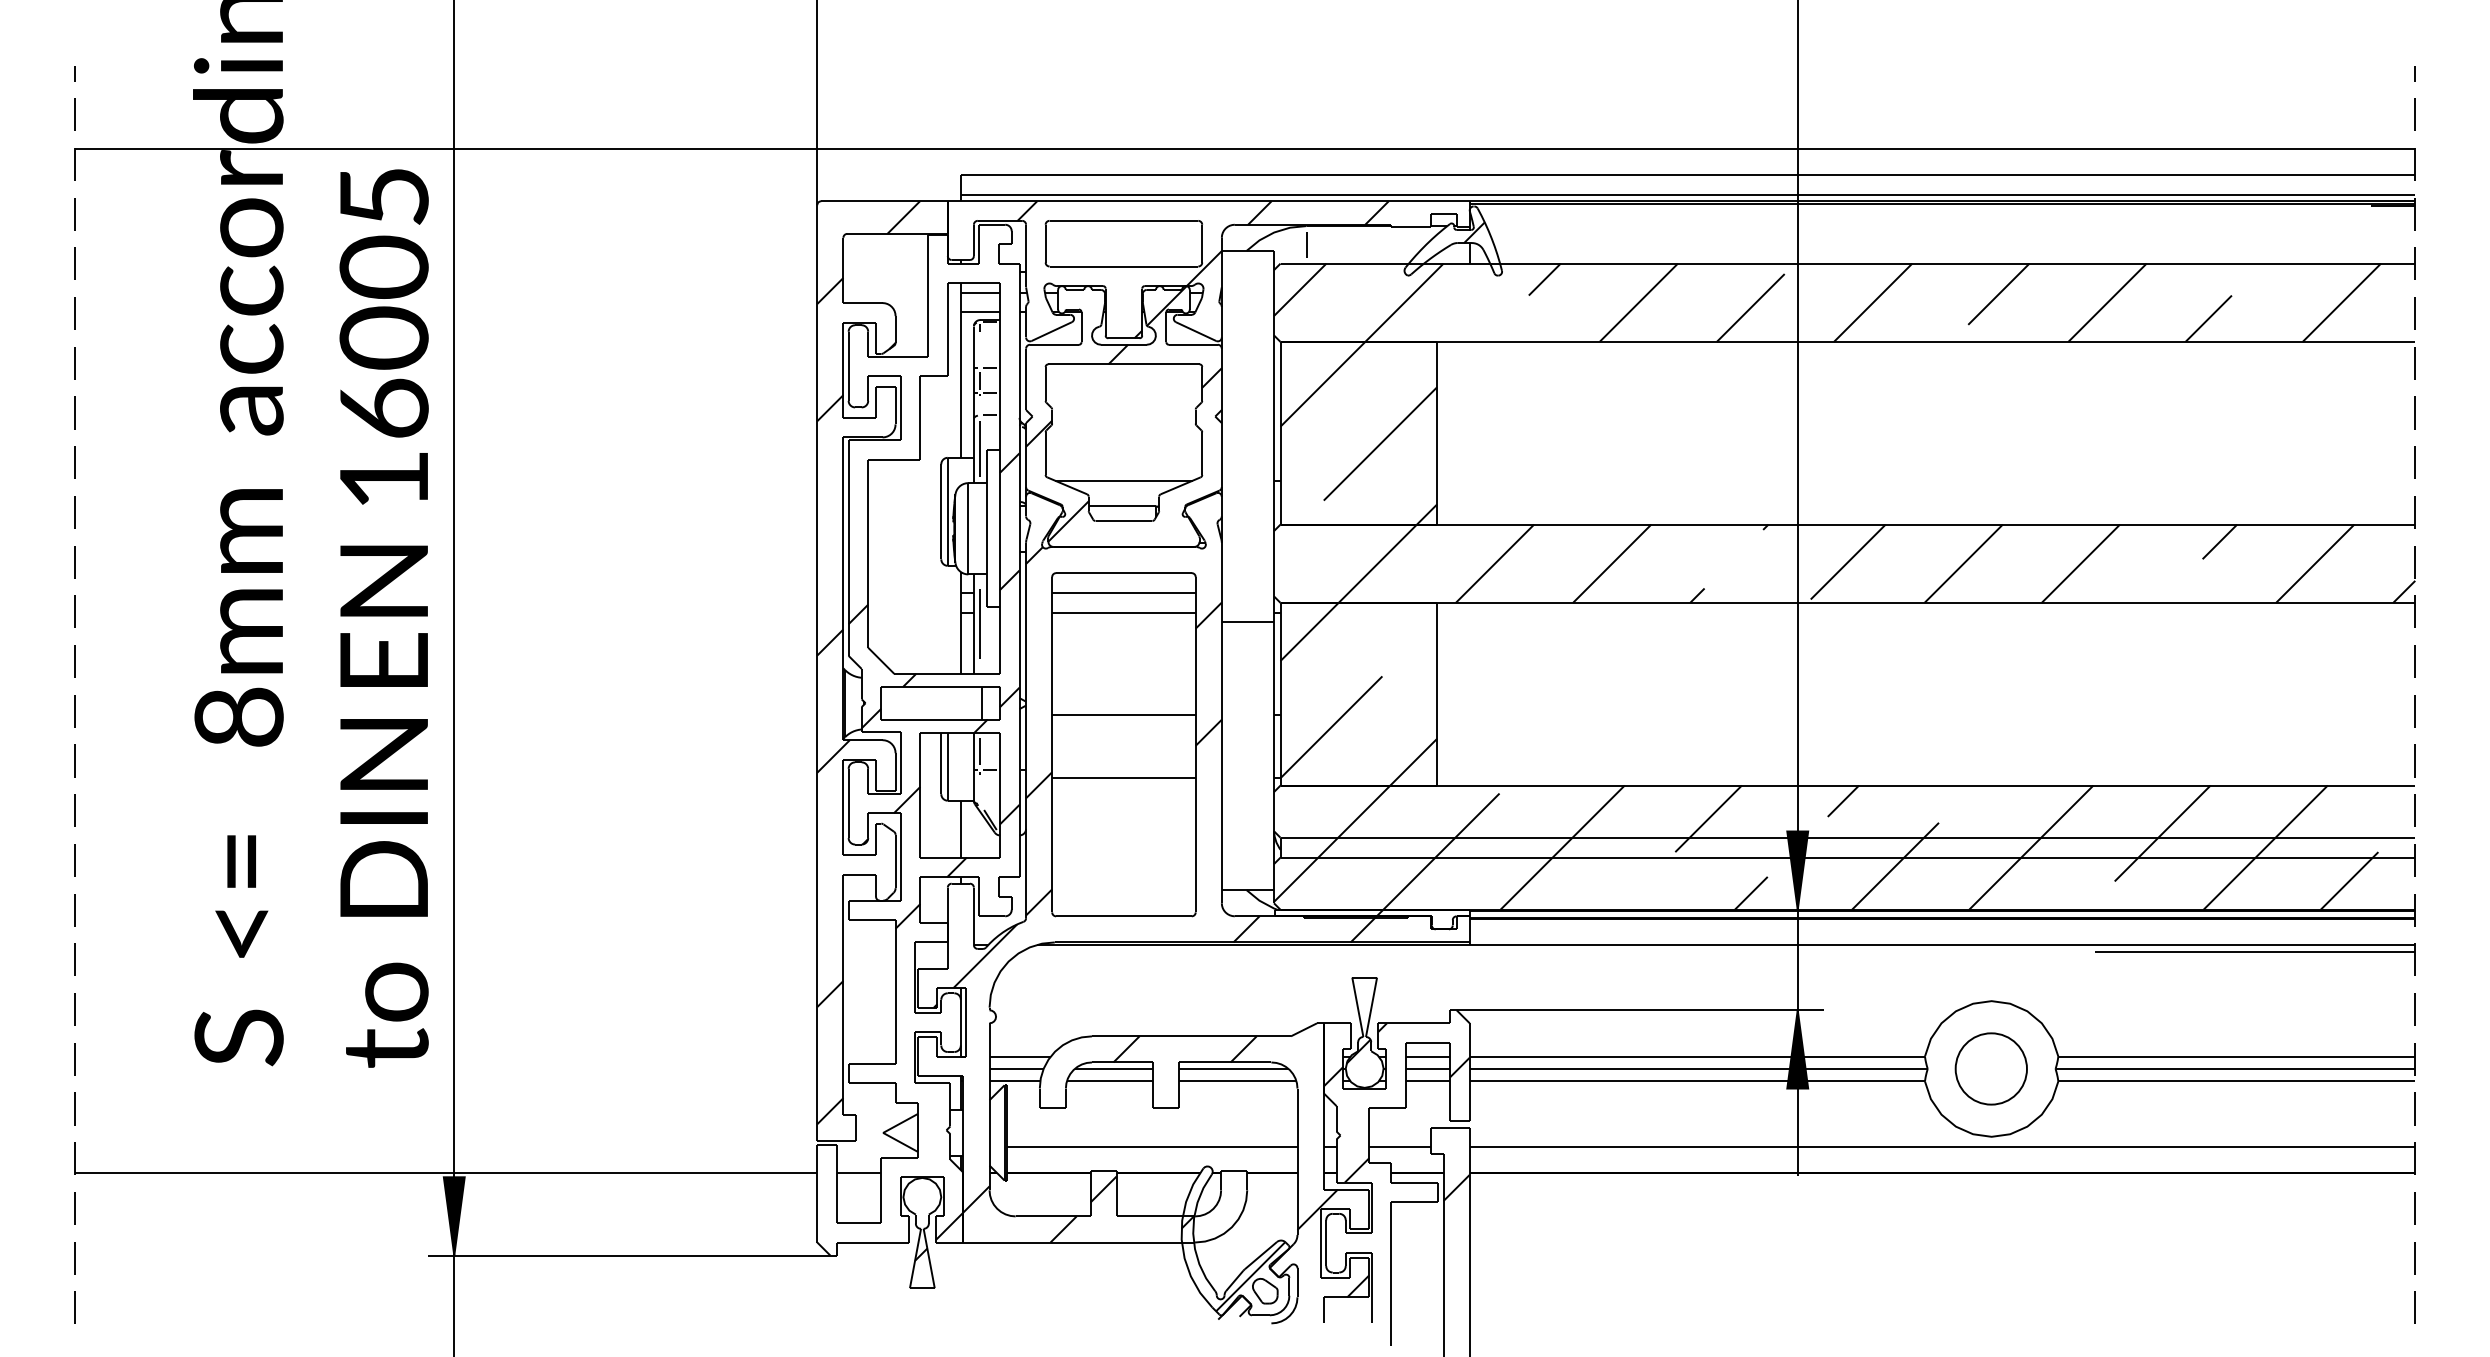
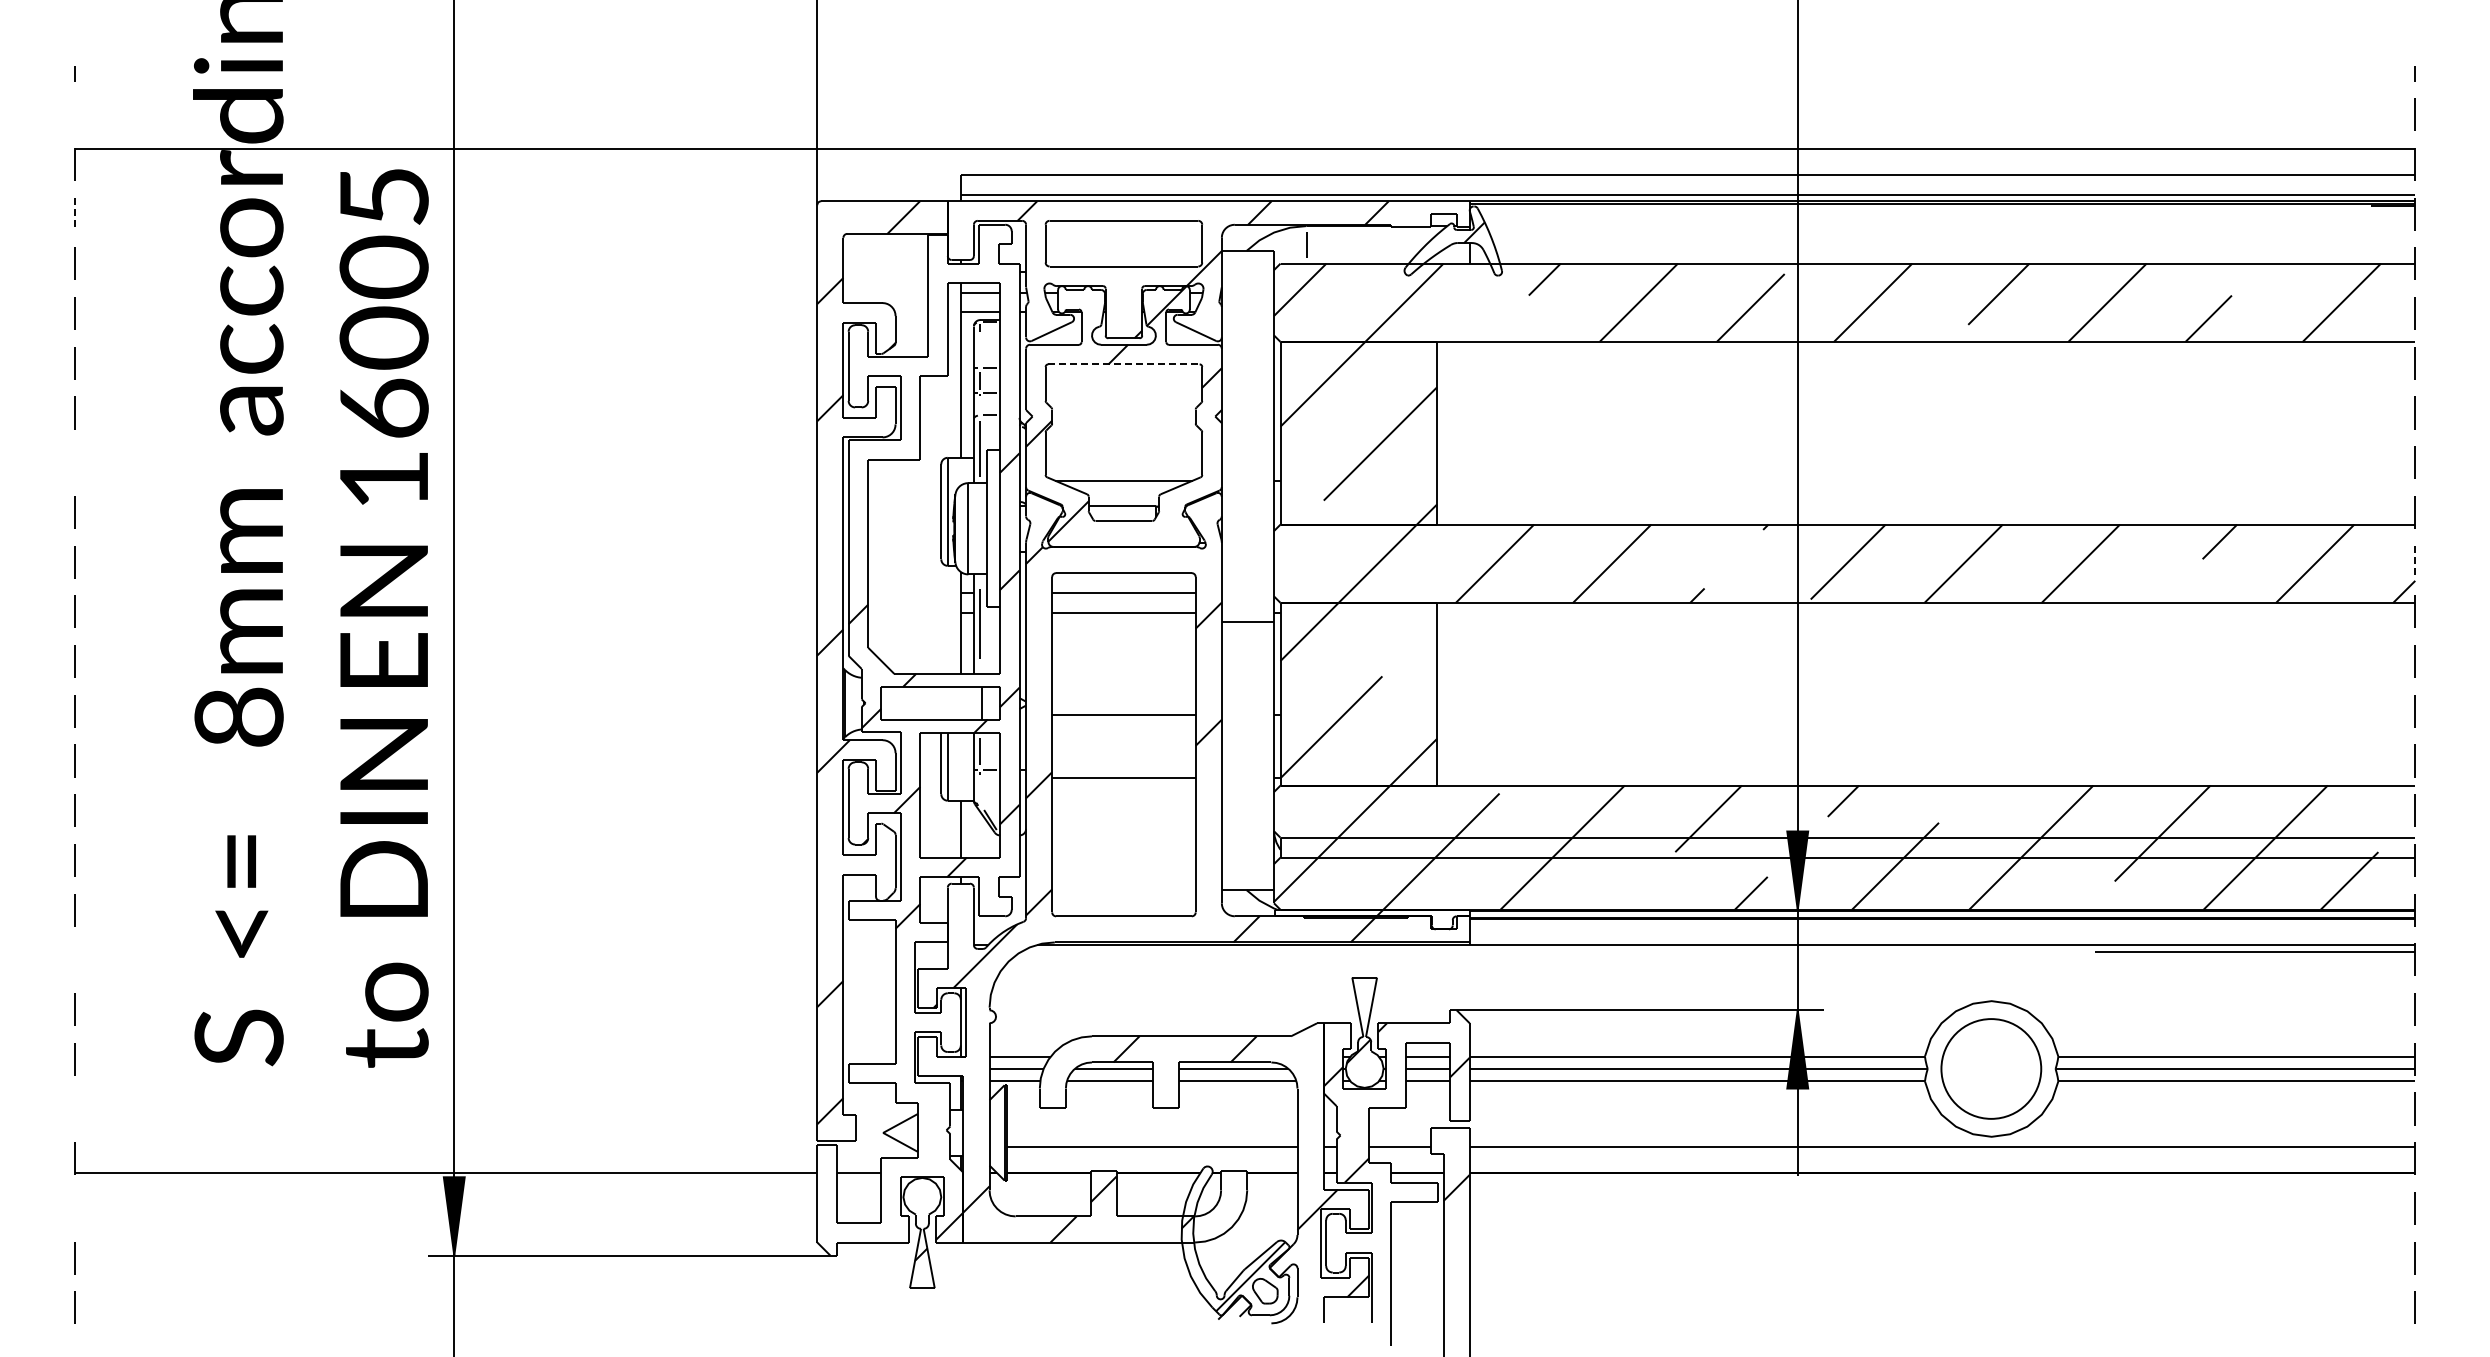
line: present -> none (74, 114)
line: solid -> dashed (74, 214)
line: solid -> dashed (1123, 364)
line: present -> none (74, 462)
line: solid -> dashed (2415, 562)
line: present -> none (74, 959)
circle diameter: 71 px -> 100 px (1991, 1068)
line: present -> none (74, 1108)
line: present -> none (74, 1208)
